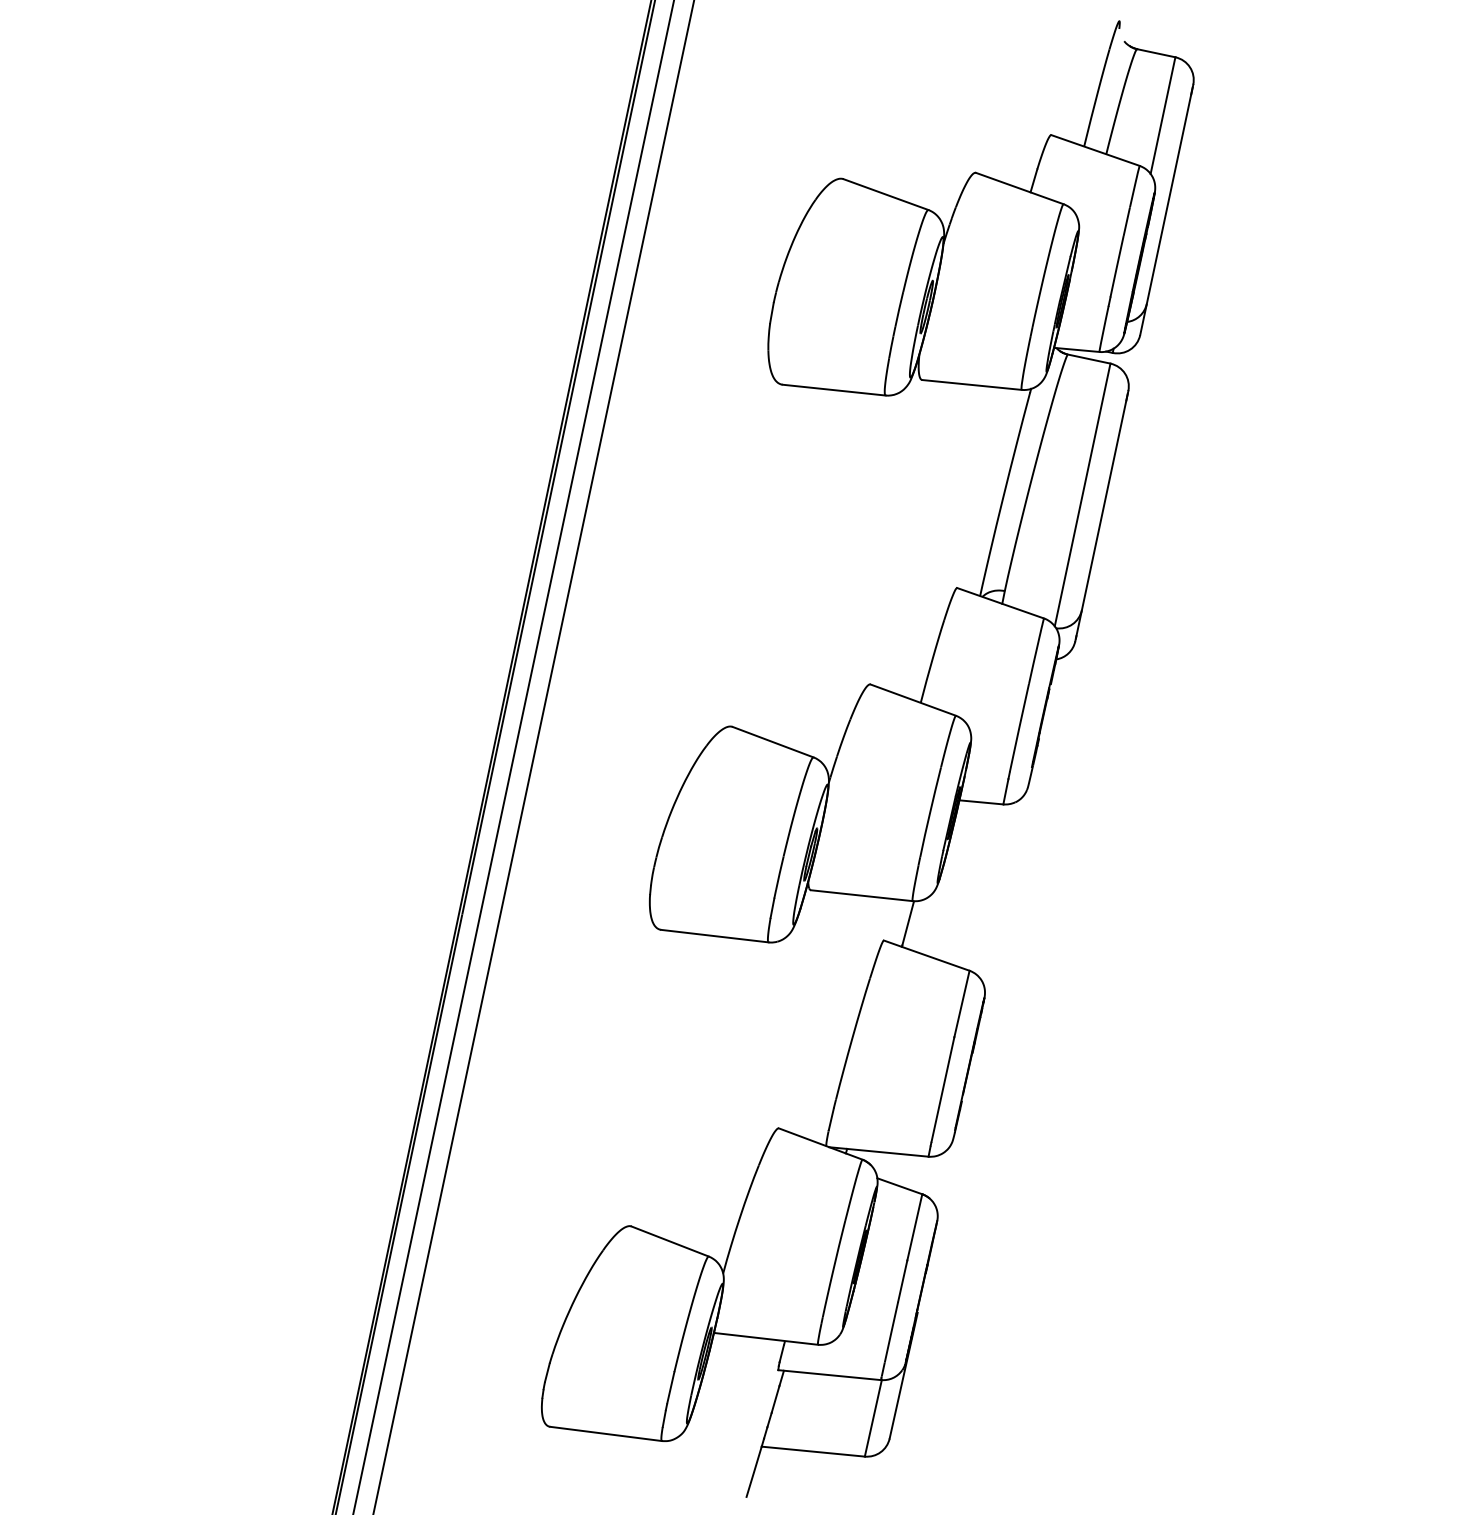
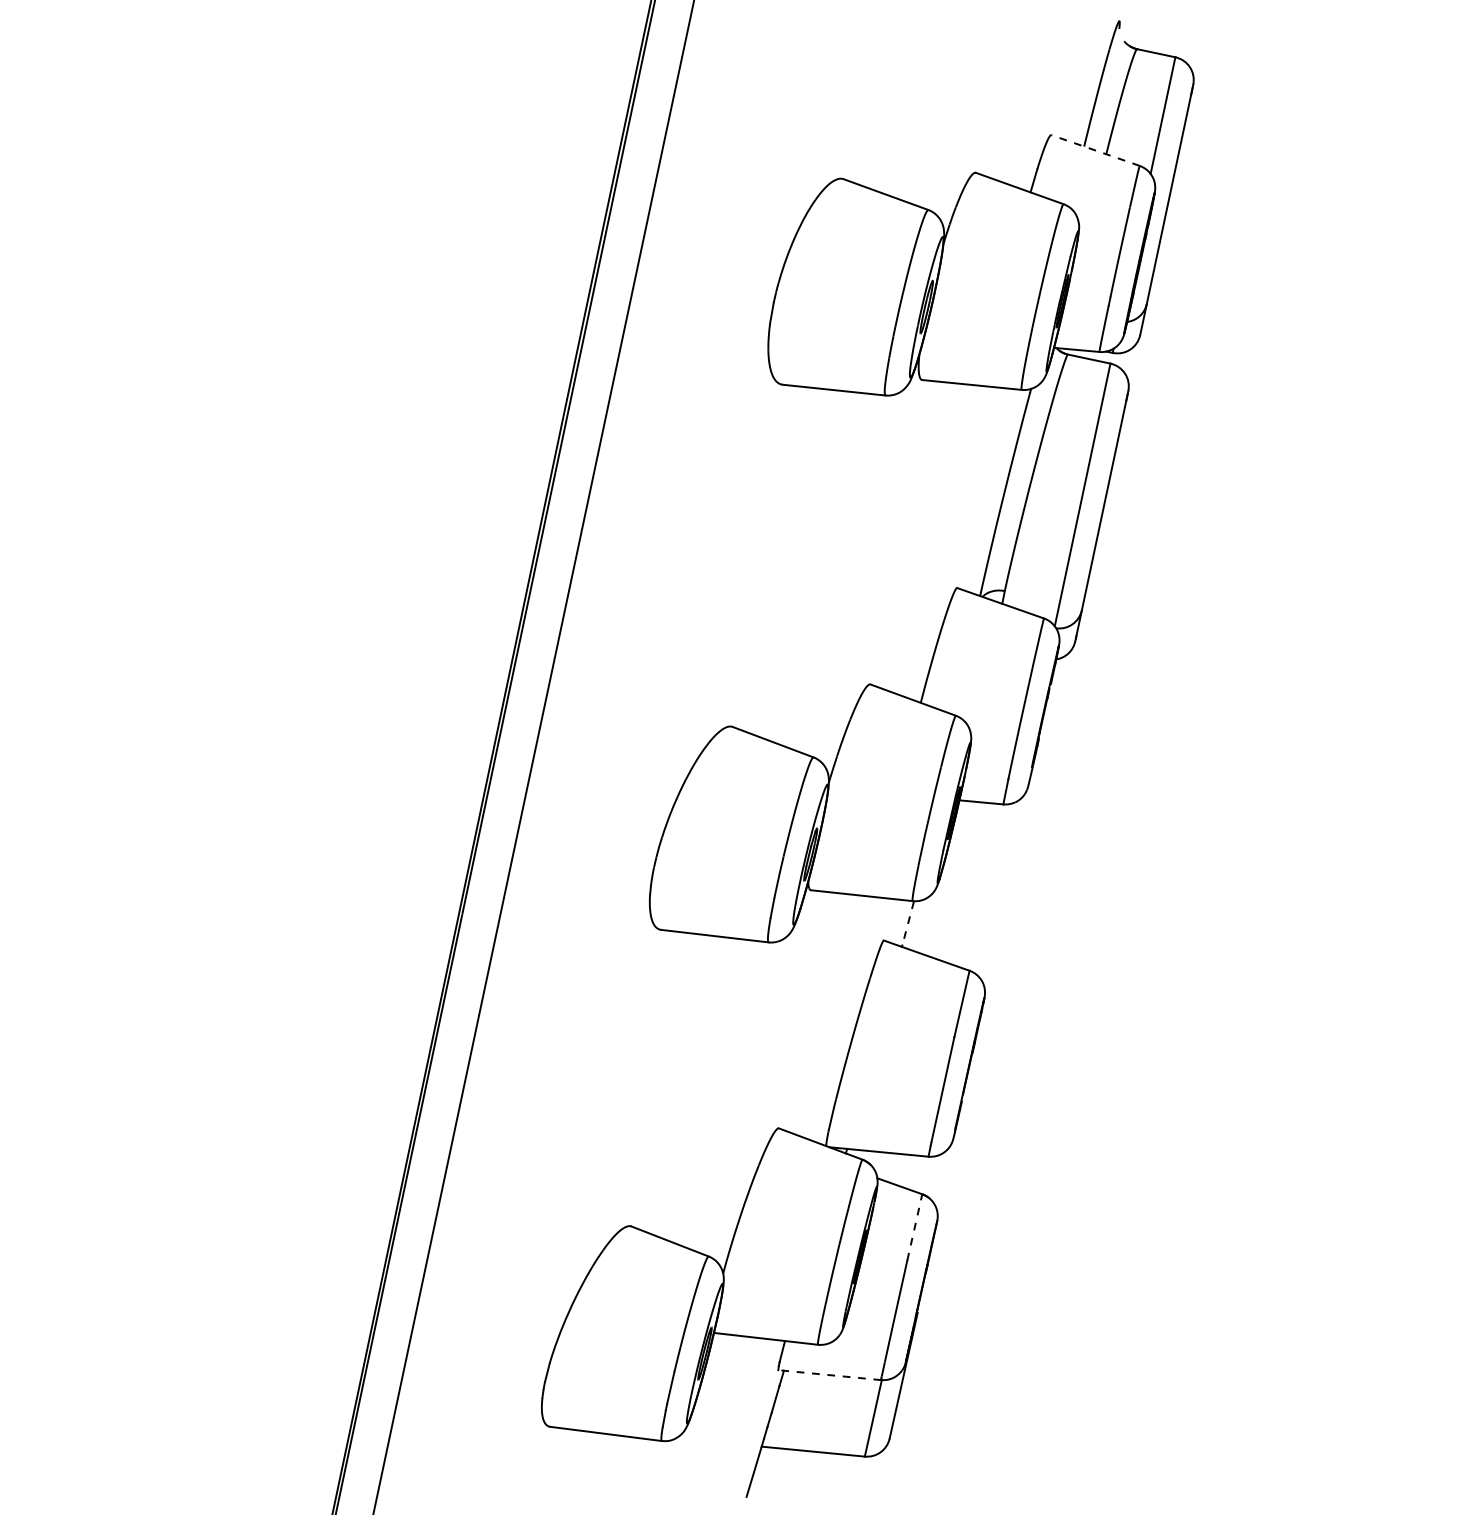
line: solid -> dashed (1095, 150)
line: present -> none (513, 756)
line: solid -> dashed (908, 923)
line: solid -> dashed (914, 1227)
line: solid -> dashed (829, 1375)
